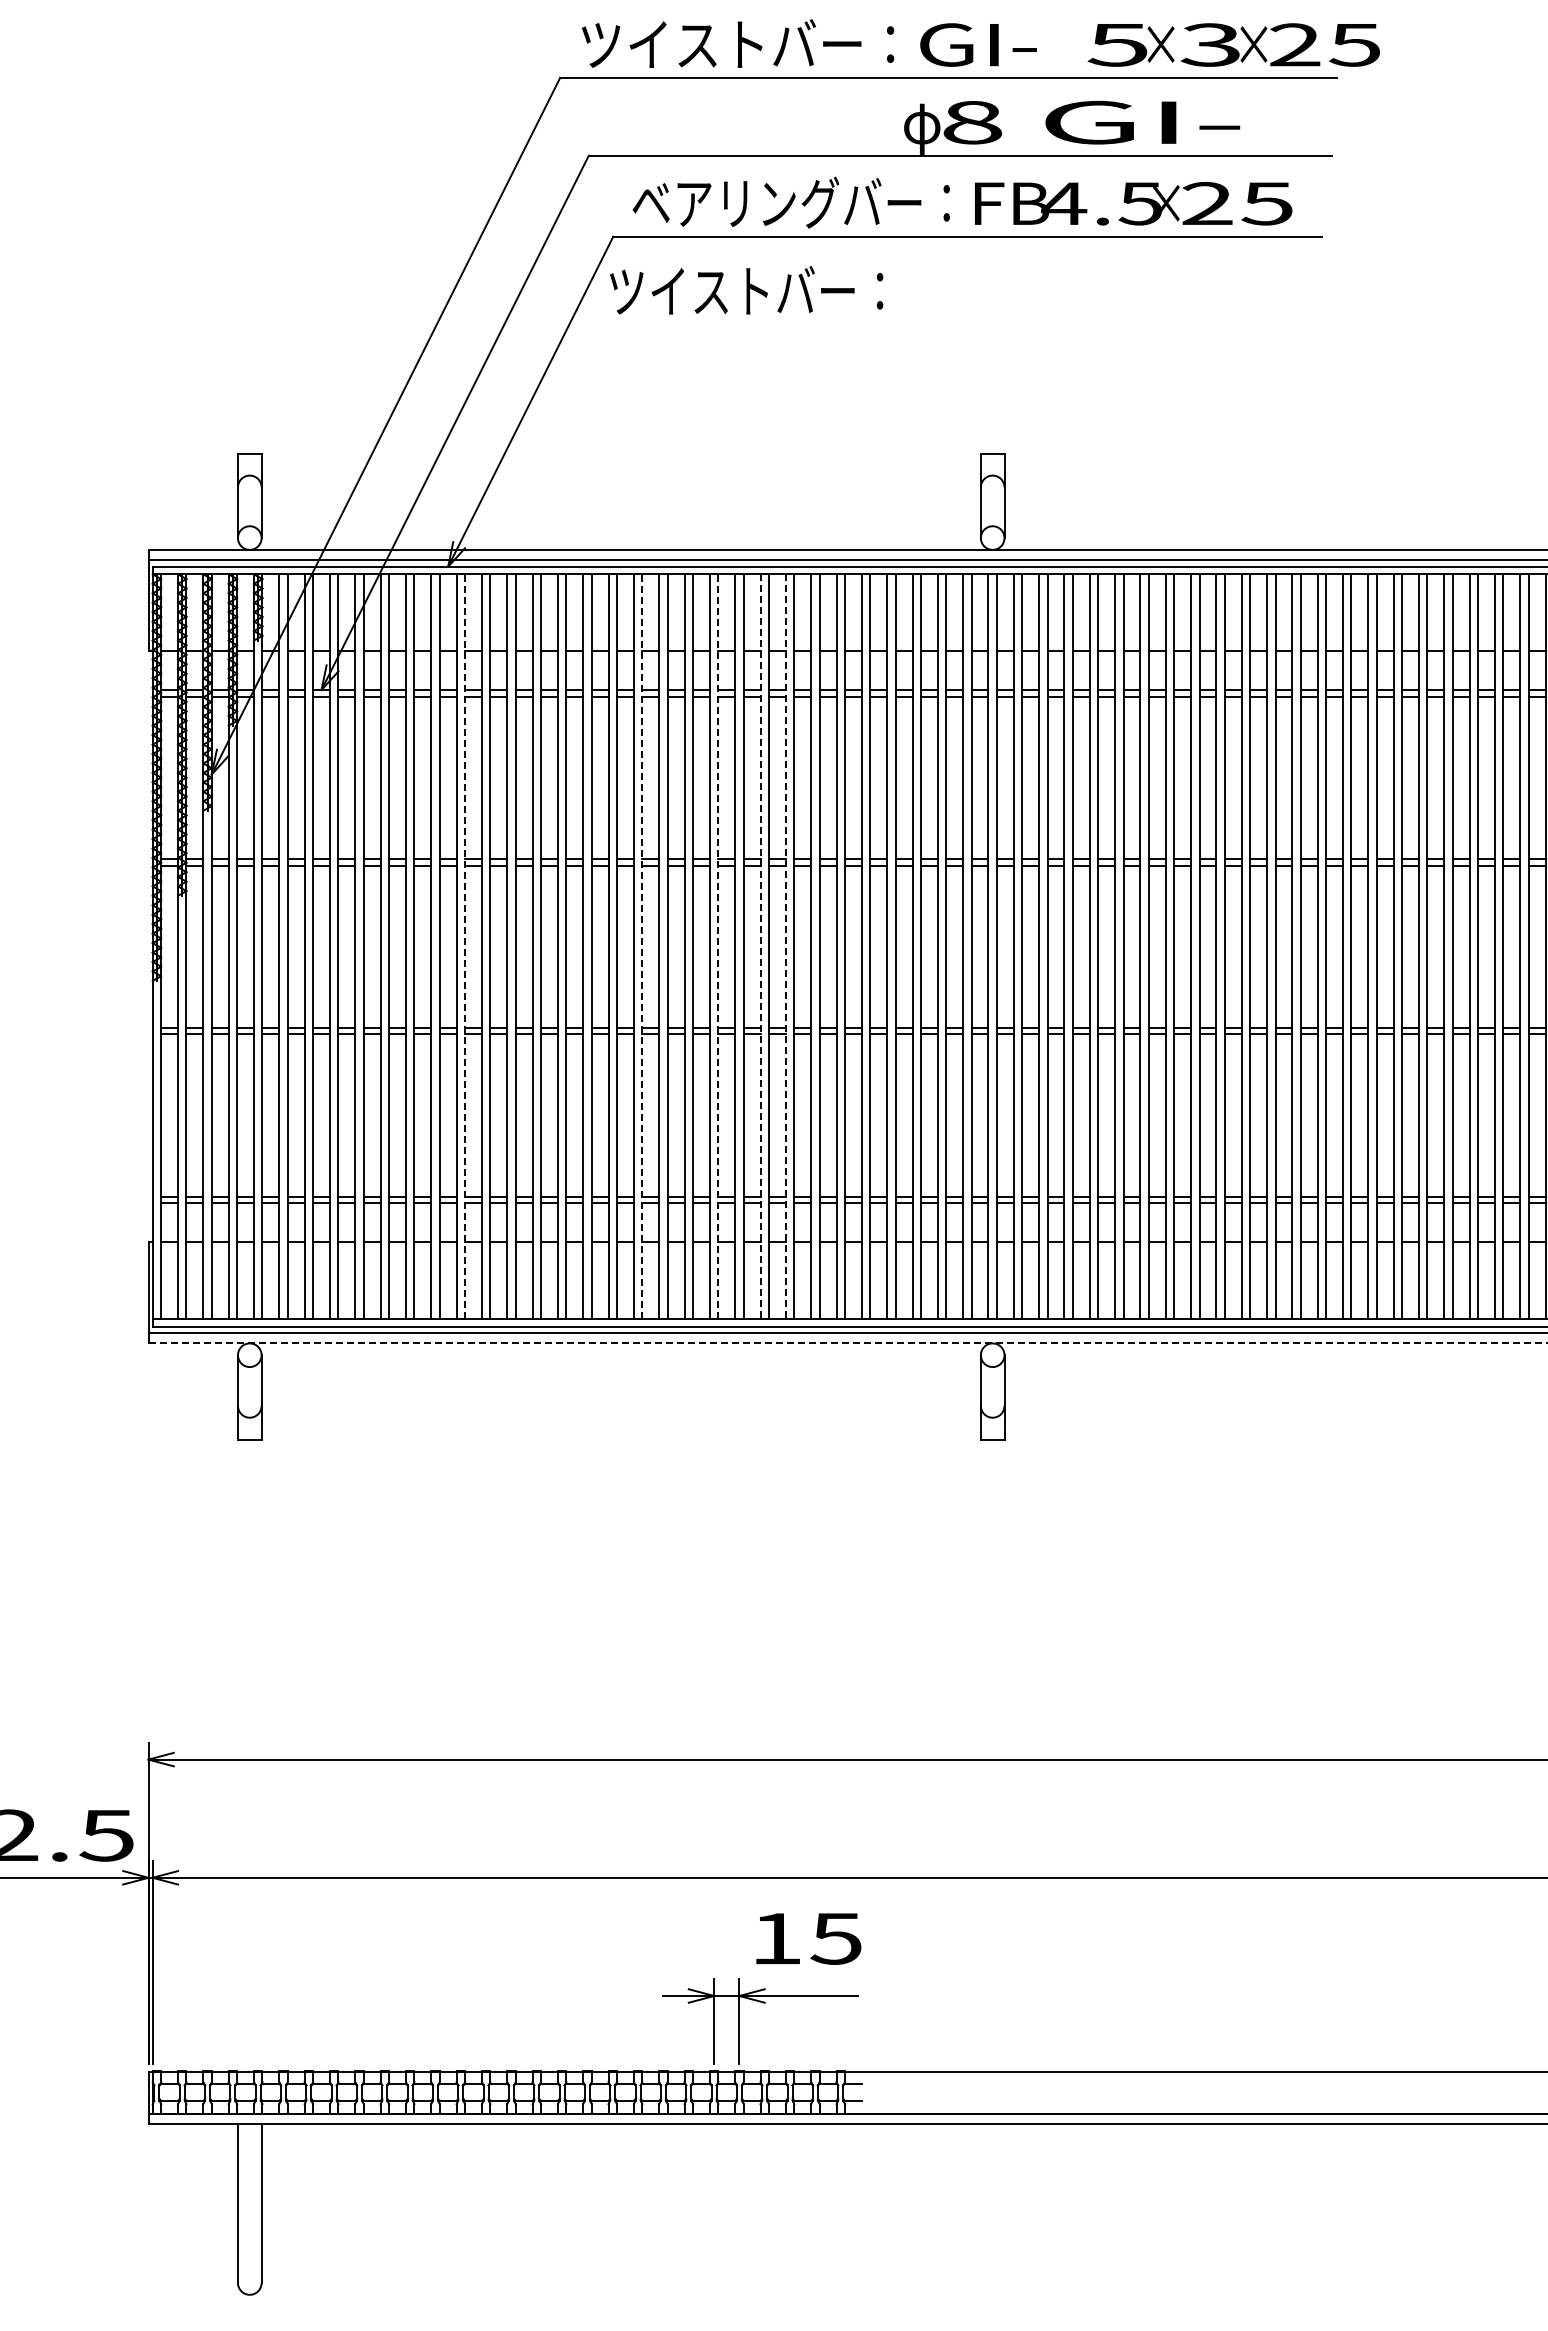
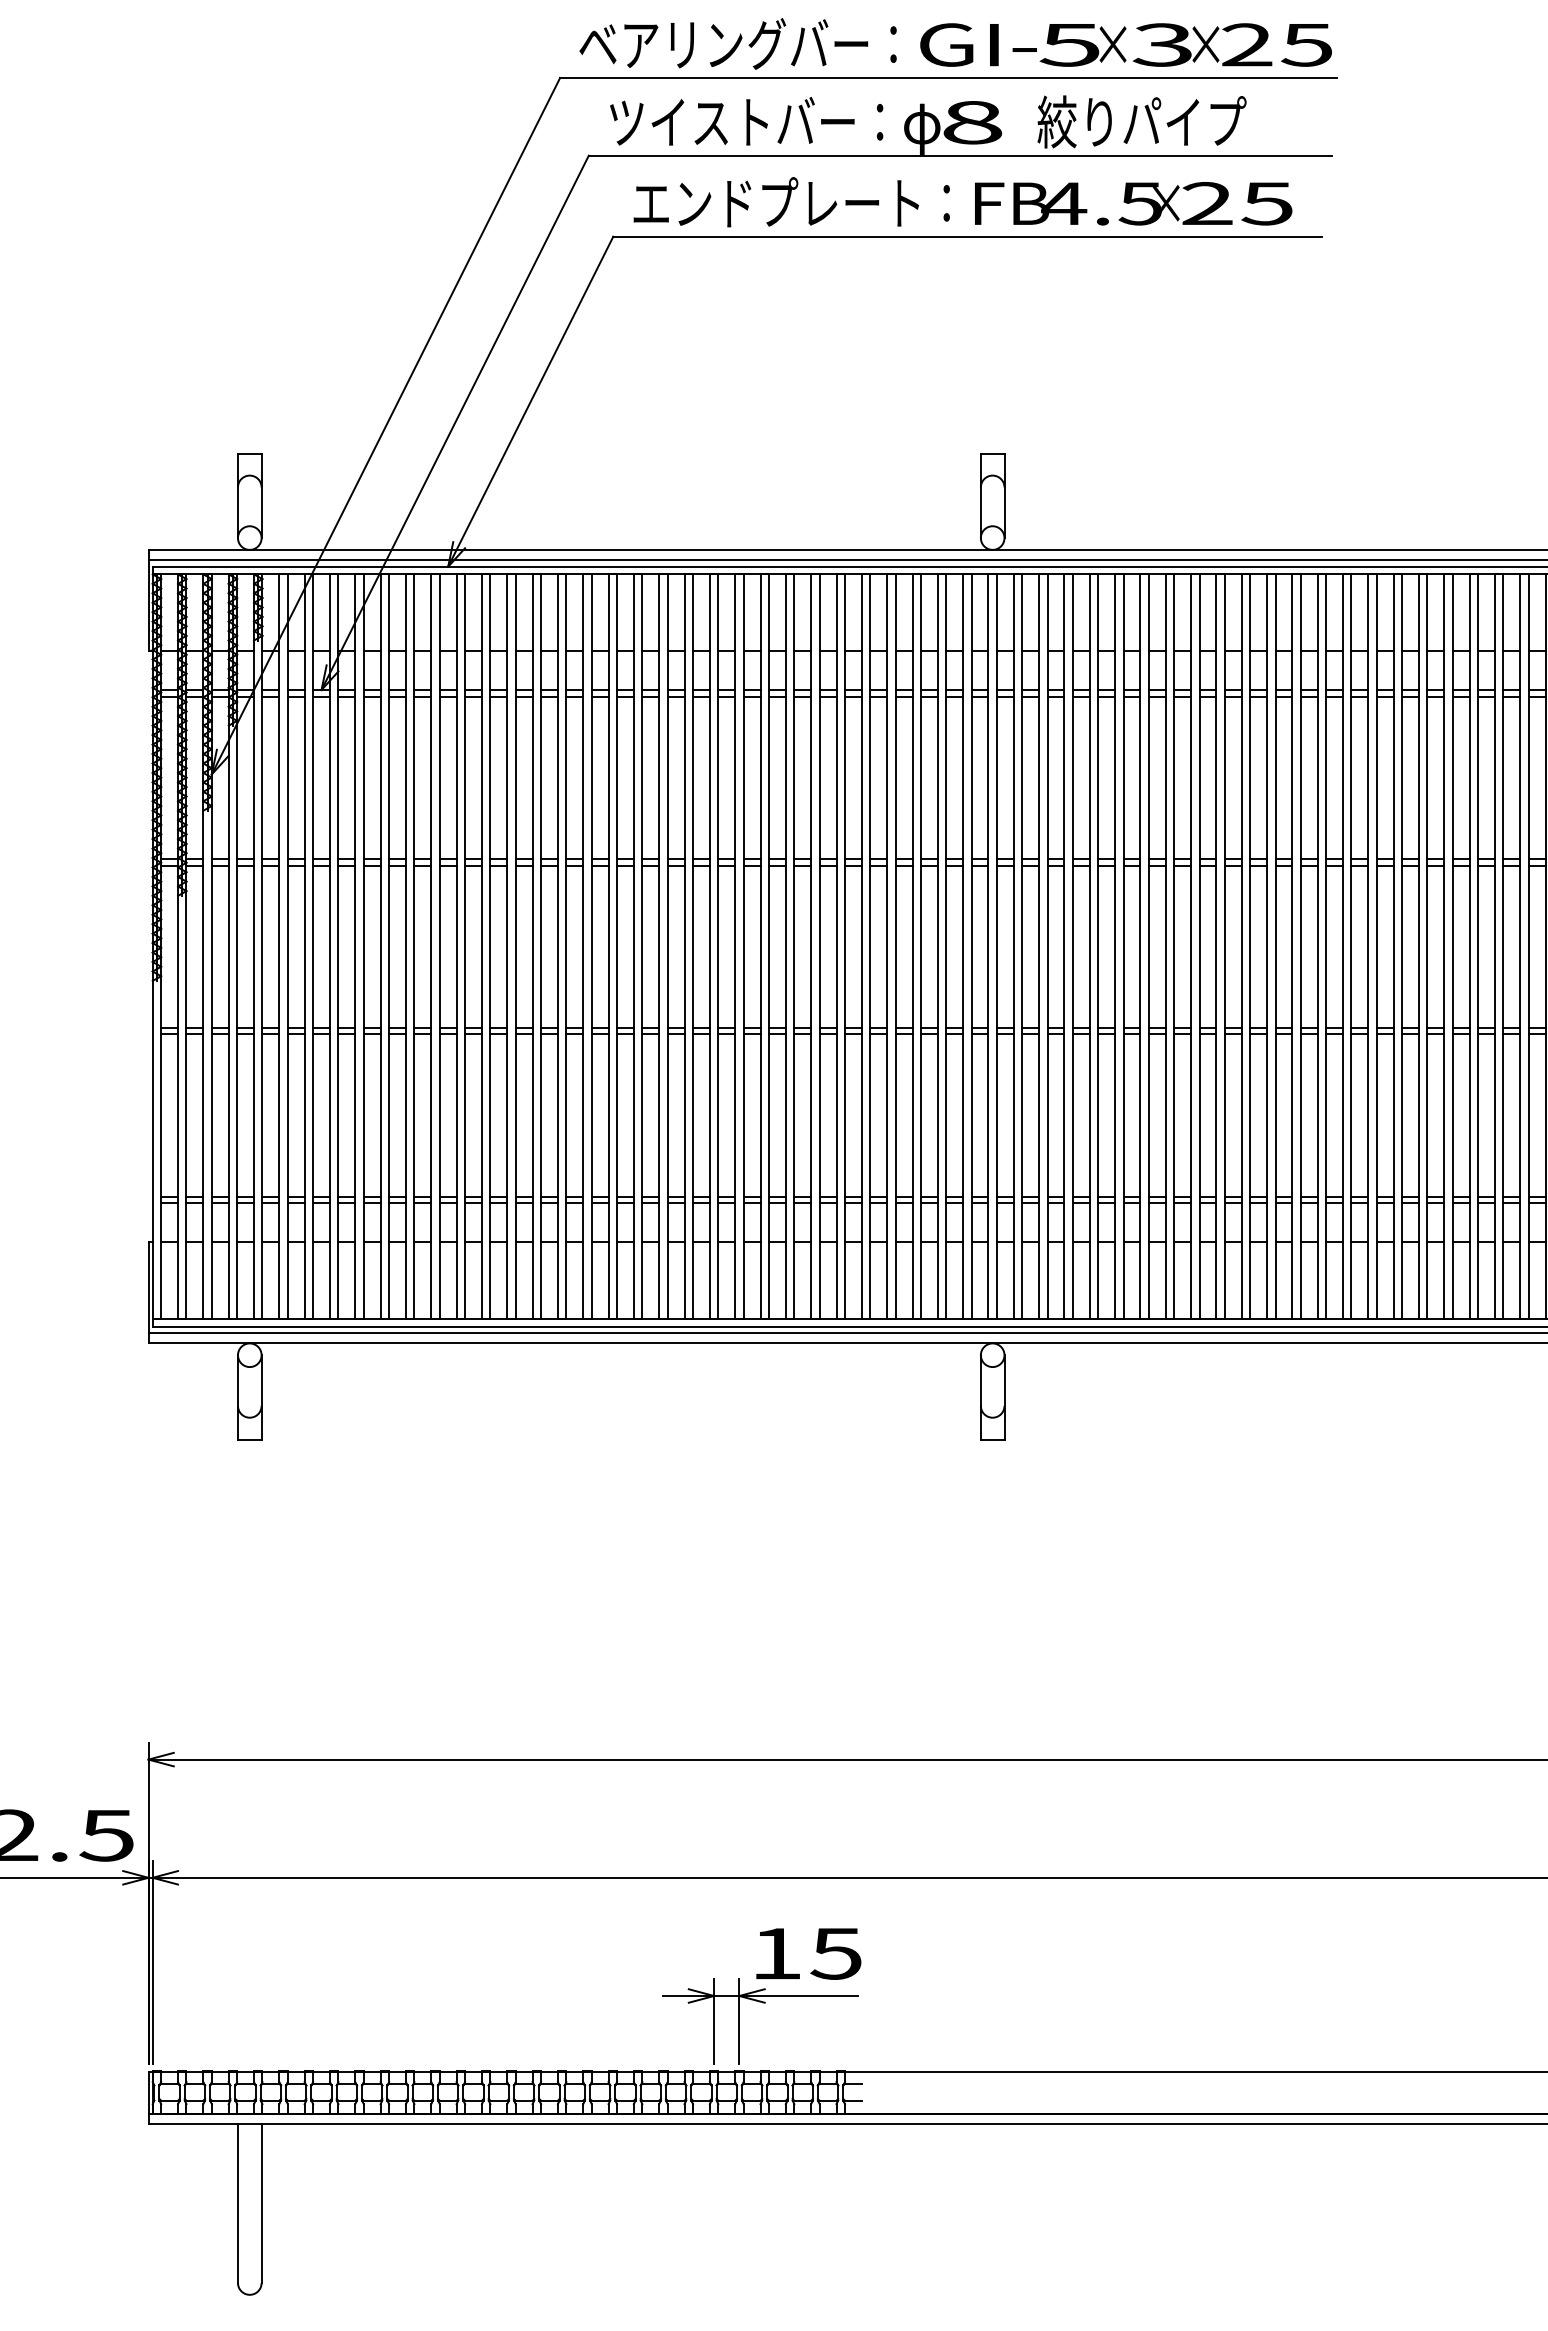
text: ツイストバー： -> ベアリングバー： (737, 43)
text position: (1233, 44) -> (1185, 44) (1185, 44)
text: GI- -> 絞りパイプ (1141, 121)
text: ベアリングバー： -> エンドプレート： (776, 202)
text position: (746, 290) -> (746, 121) (746, 121)
line: dashed -> solid (465, 946)
line: dashed -> solid (642, 946)
line: dashed -> solid (718, 946)
line: dashed -> solid (760, 947)
line: dashed -> solid (785, 947)
line: dashed -> solid (848, 1343)
text position: (808, 1938) -> (808, 1953) (808, 1953)
